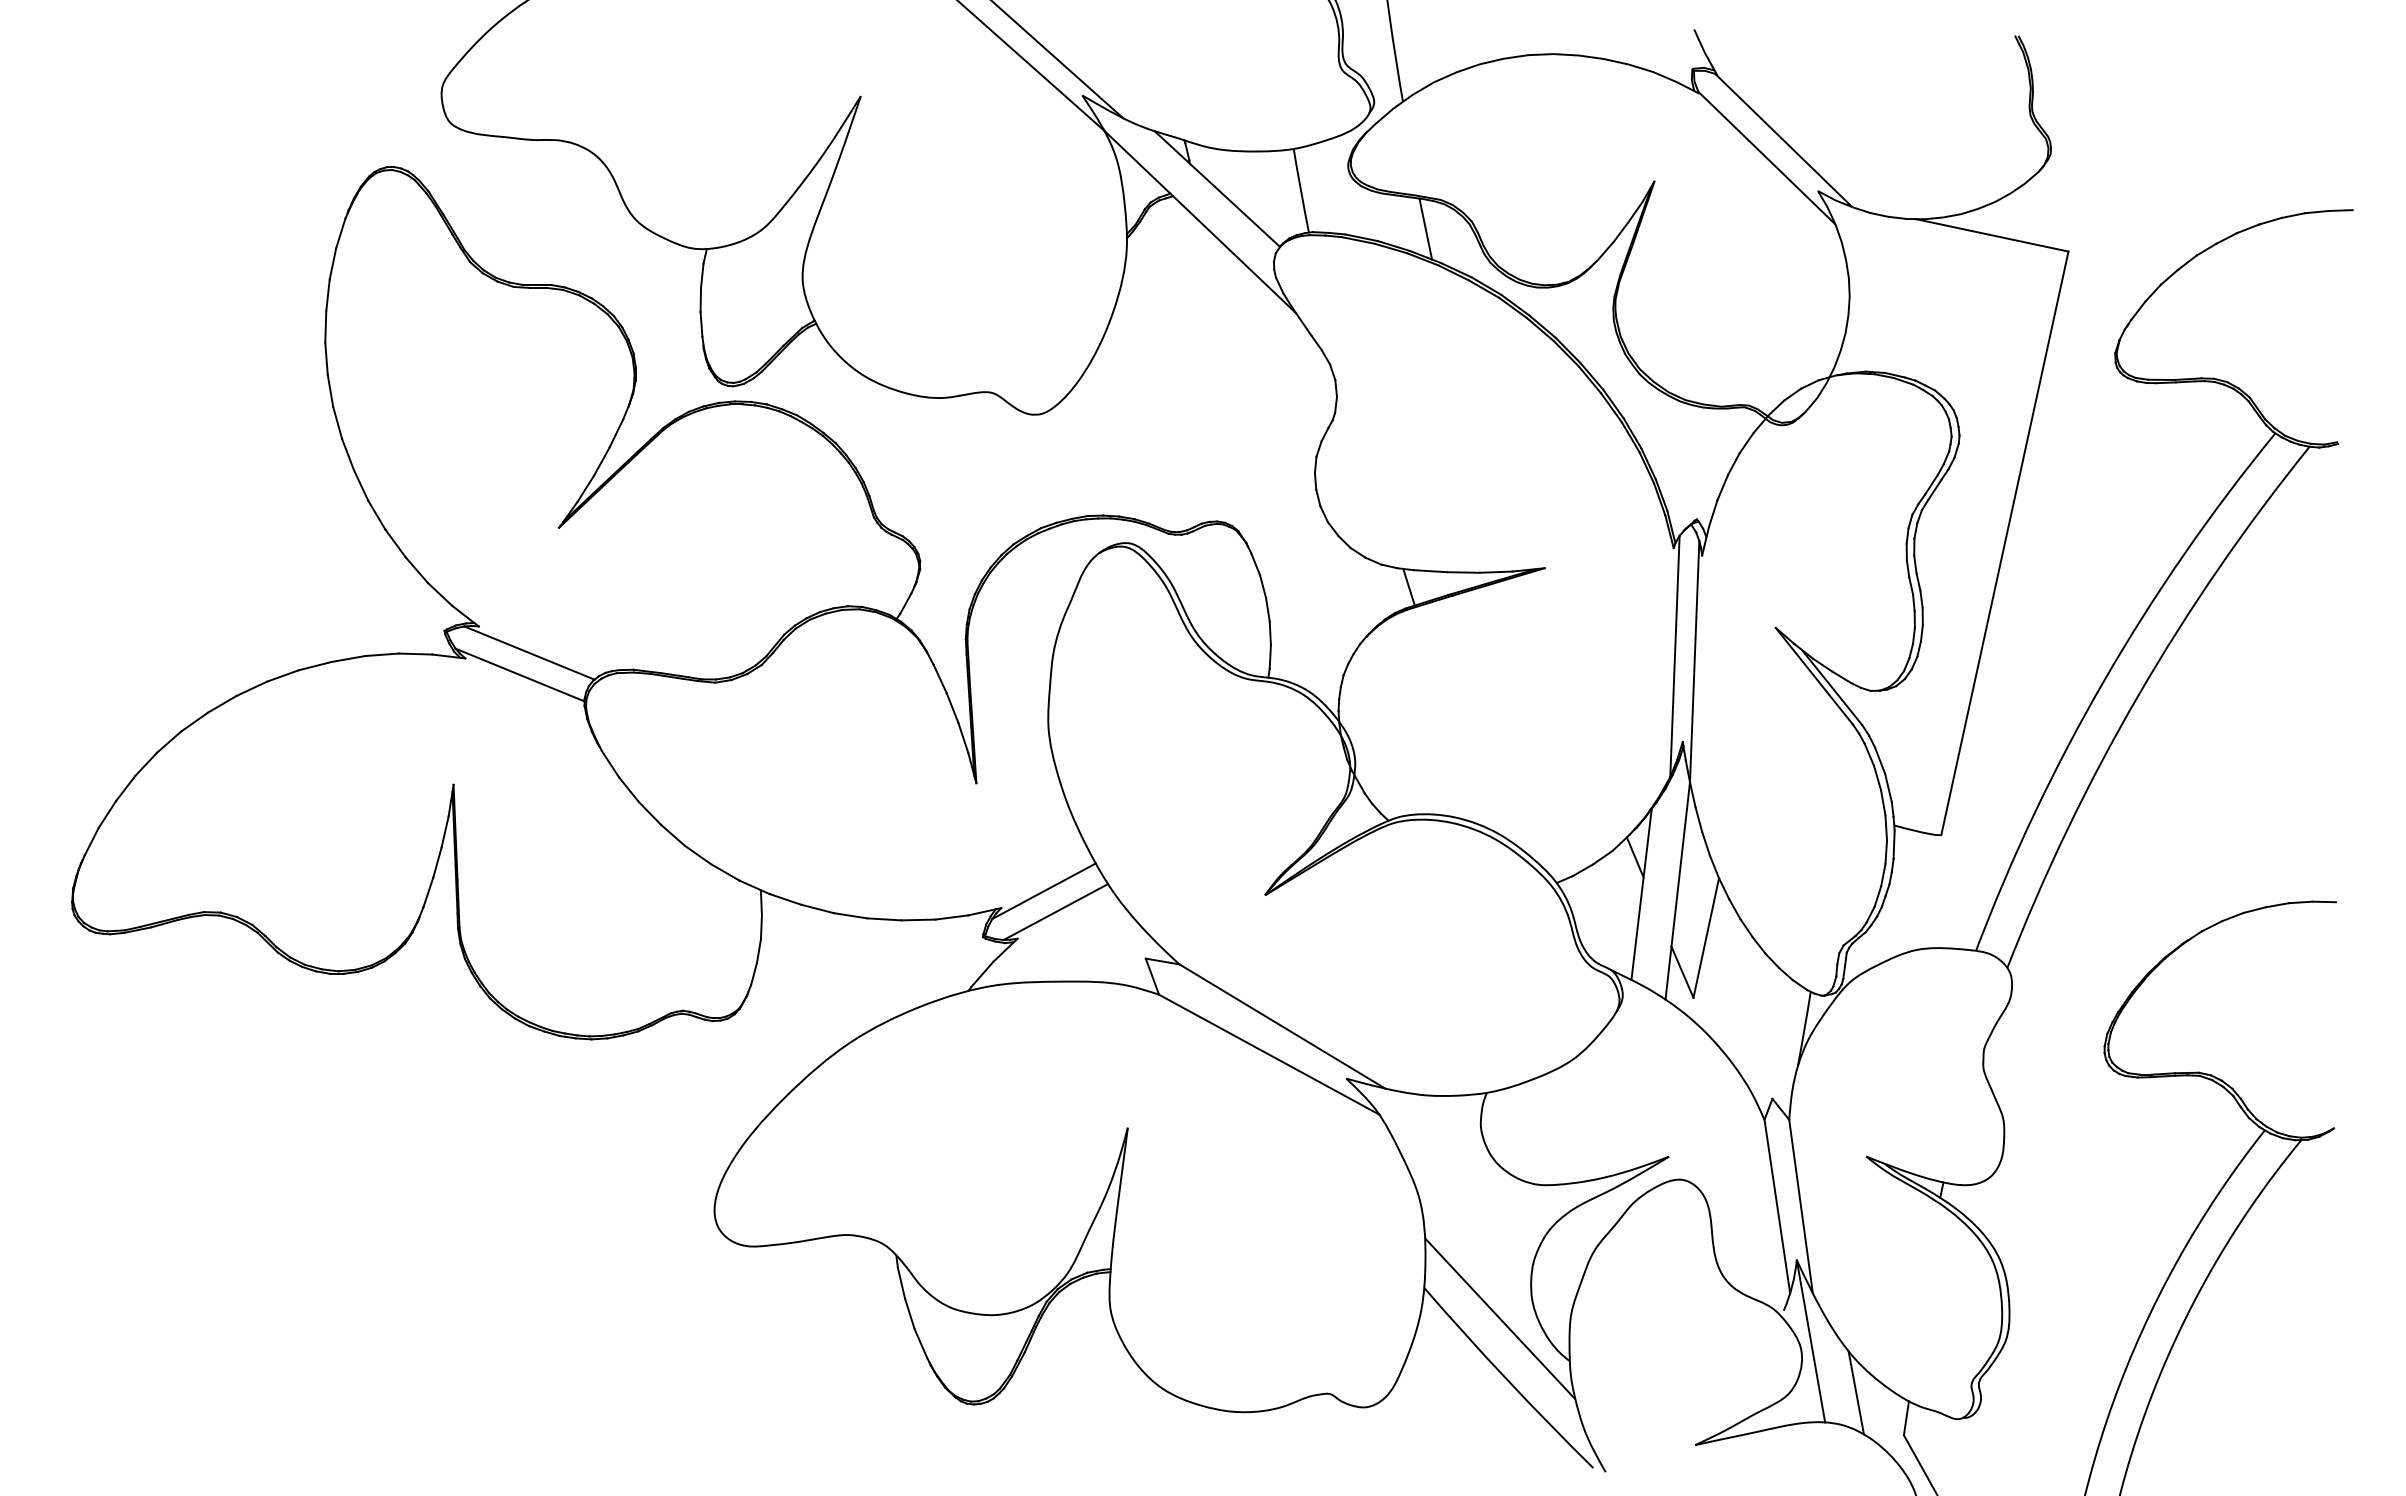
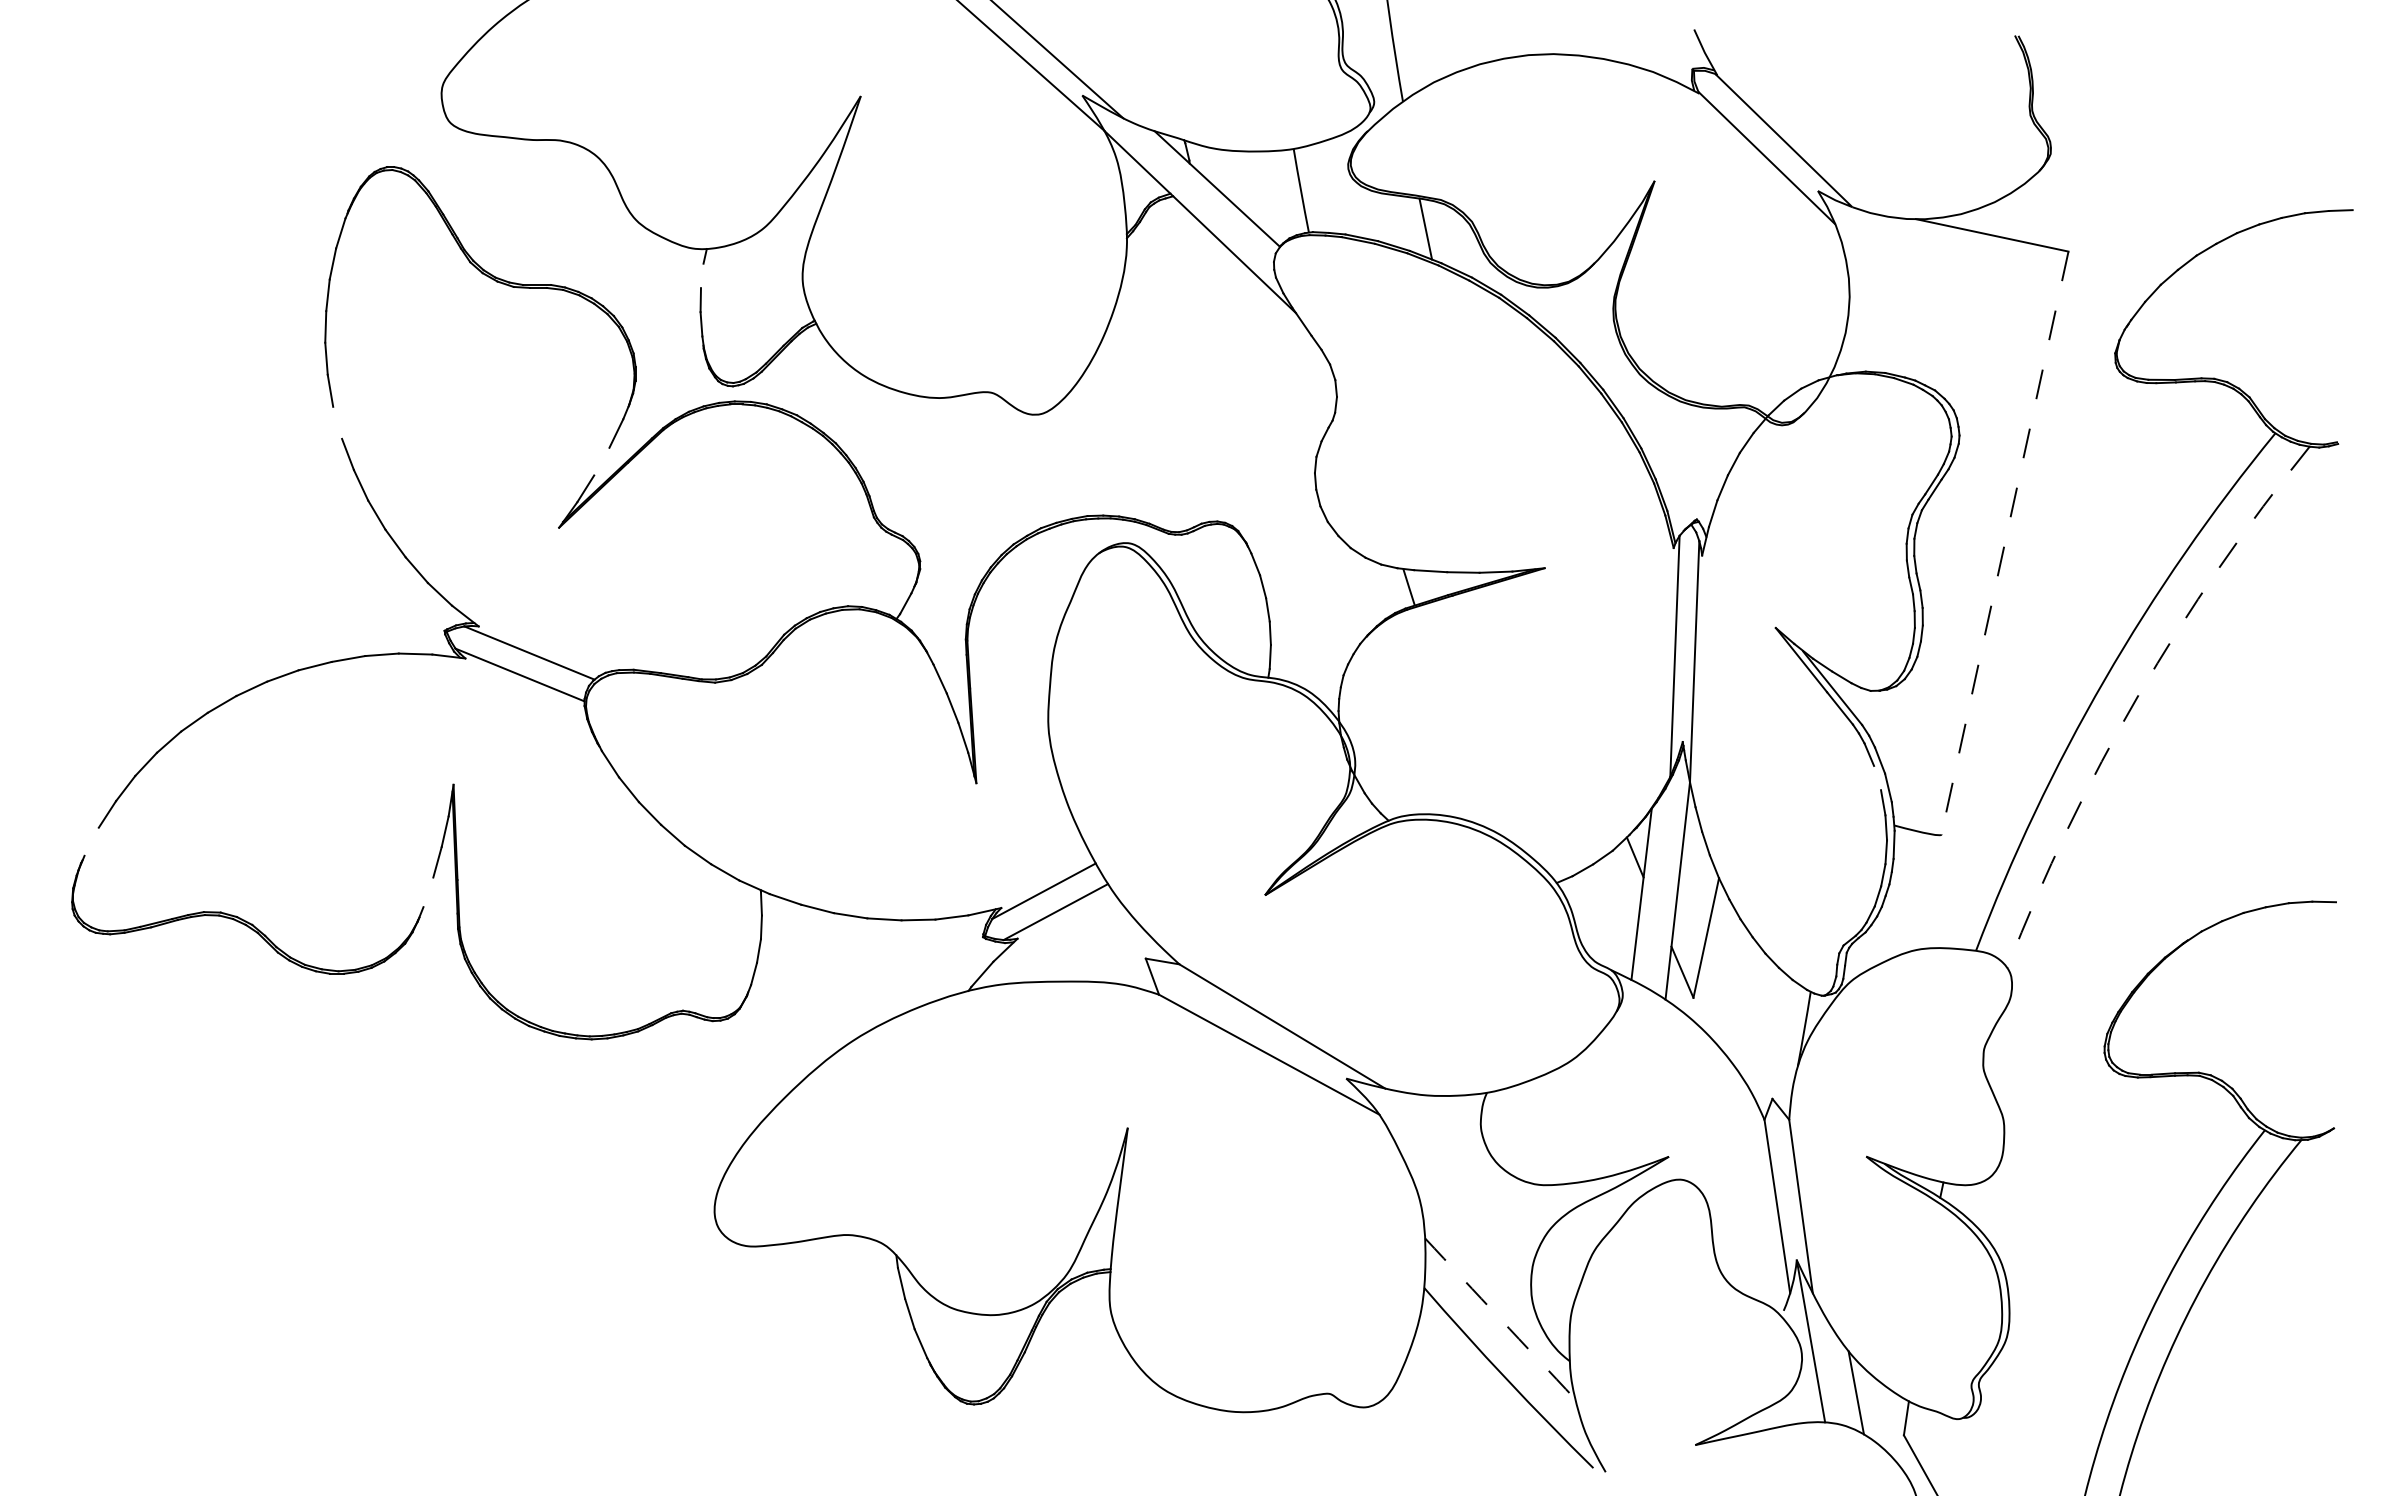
line: present -> none (702, 275)
line: present -> none (337, 422)
line: present -> none (601, 461)
line: solid -> dashed (2004, 543)
arc: solid -> dashed (2138, 695)
line: present -> none (1877, 777)
line: present -> none (91, 841)
line: present -> none (428, 892)
arc: solid -> dashed (1500, 1318)
